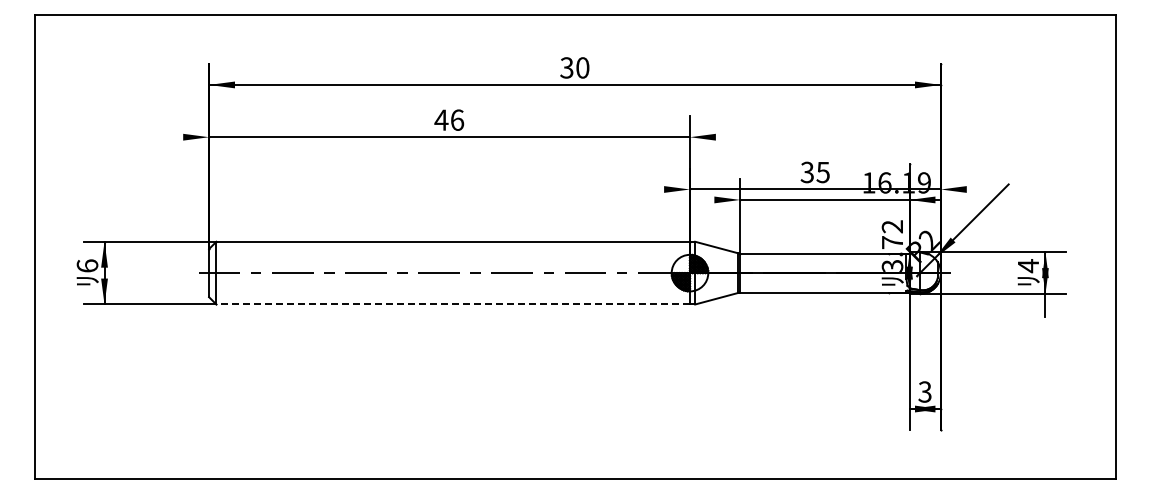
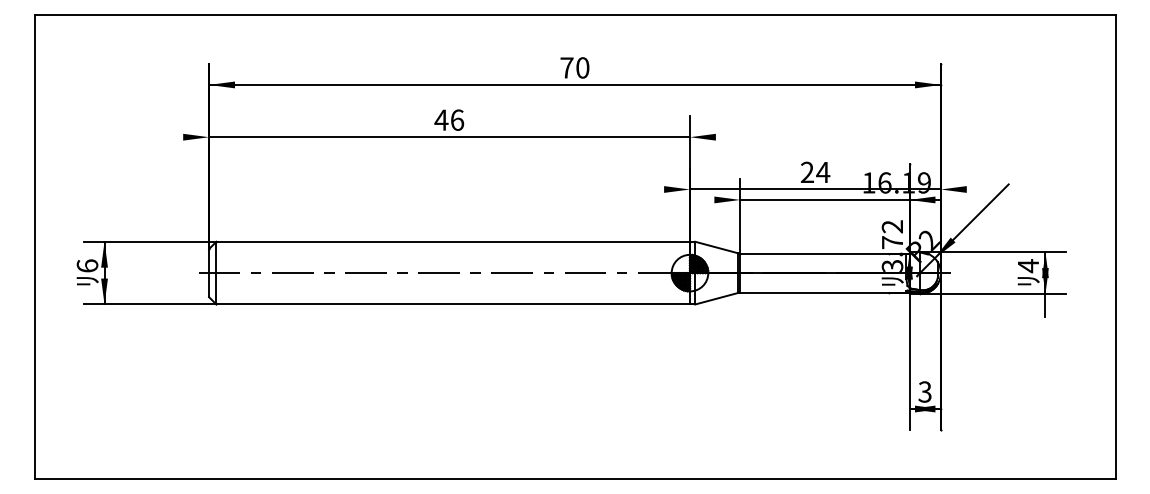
text: 30 -> 70 (566, 67)
text: 35 -> 24 (815, 172)
line: dashed -> solid (453, 304)
